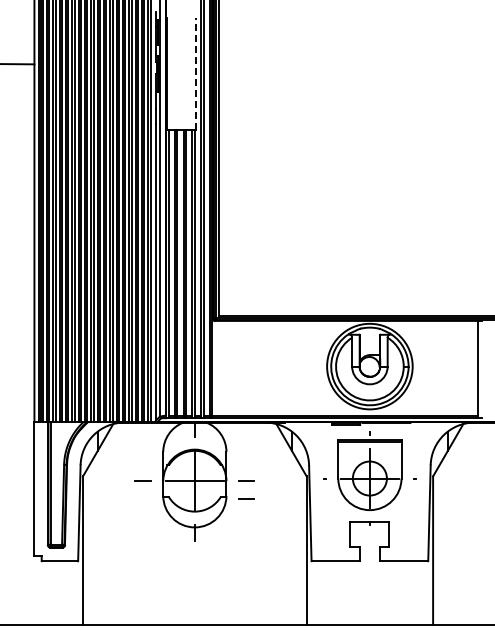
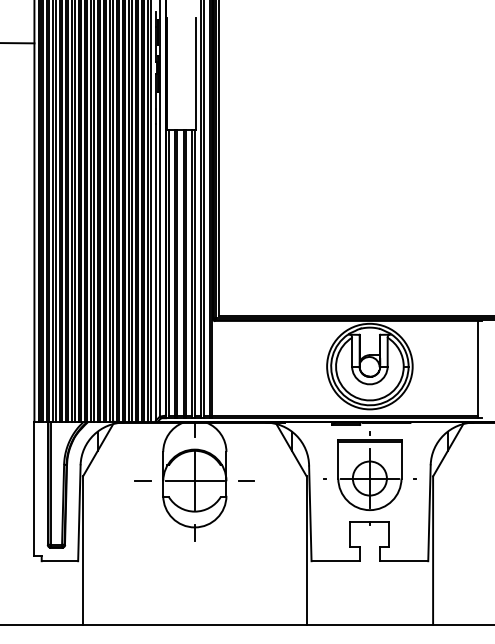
line position: (18, 64) -> (18, 43) (18, 43)
line: dashed -> solid (195, 74)
line: present -> none (246, 498)
